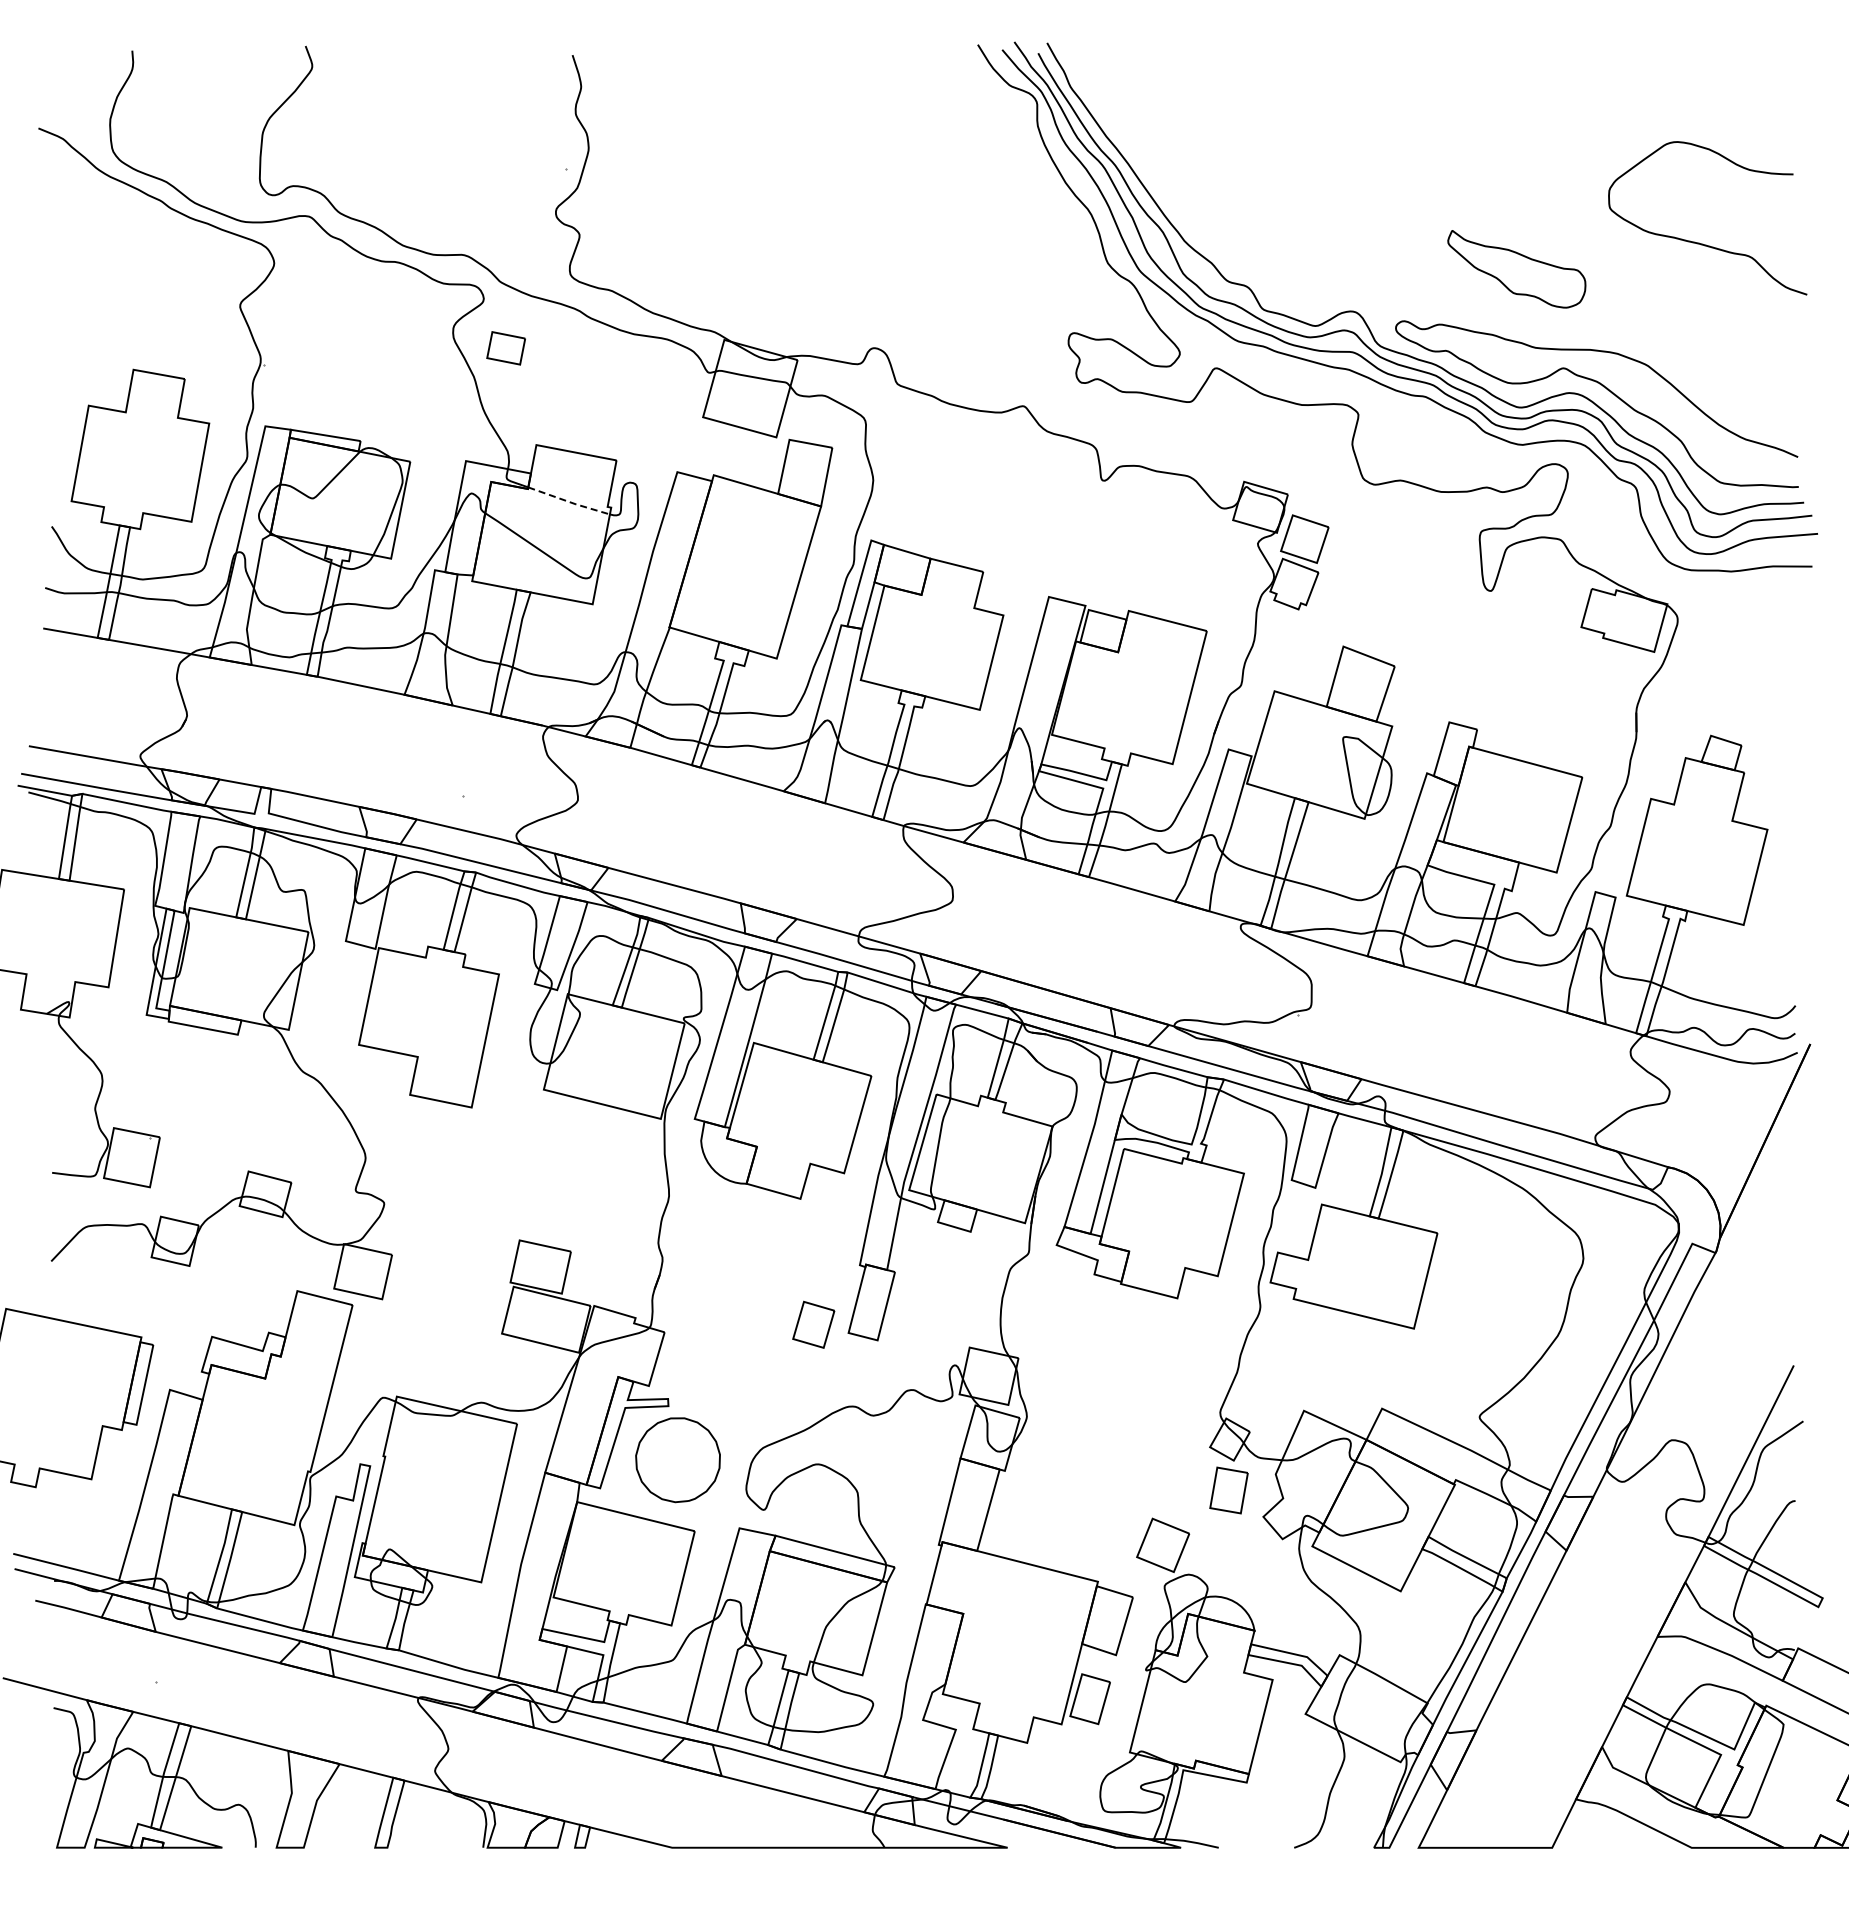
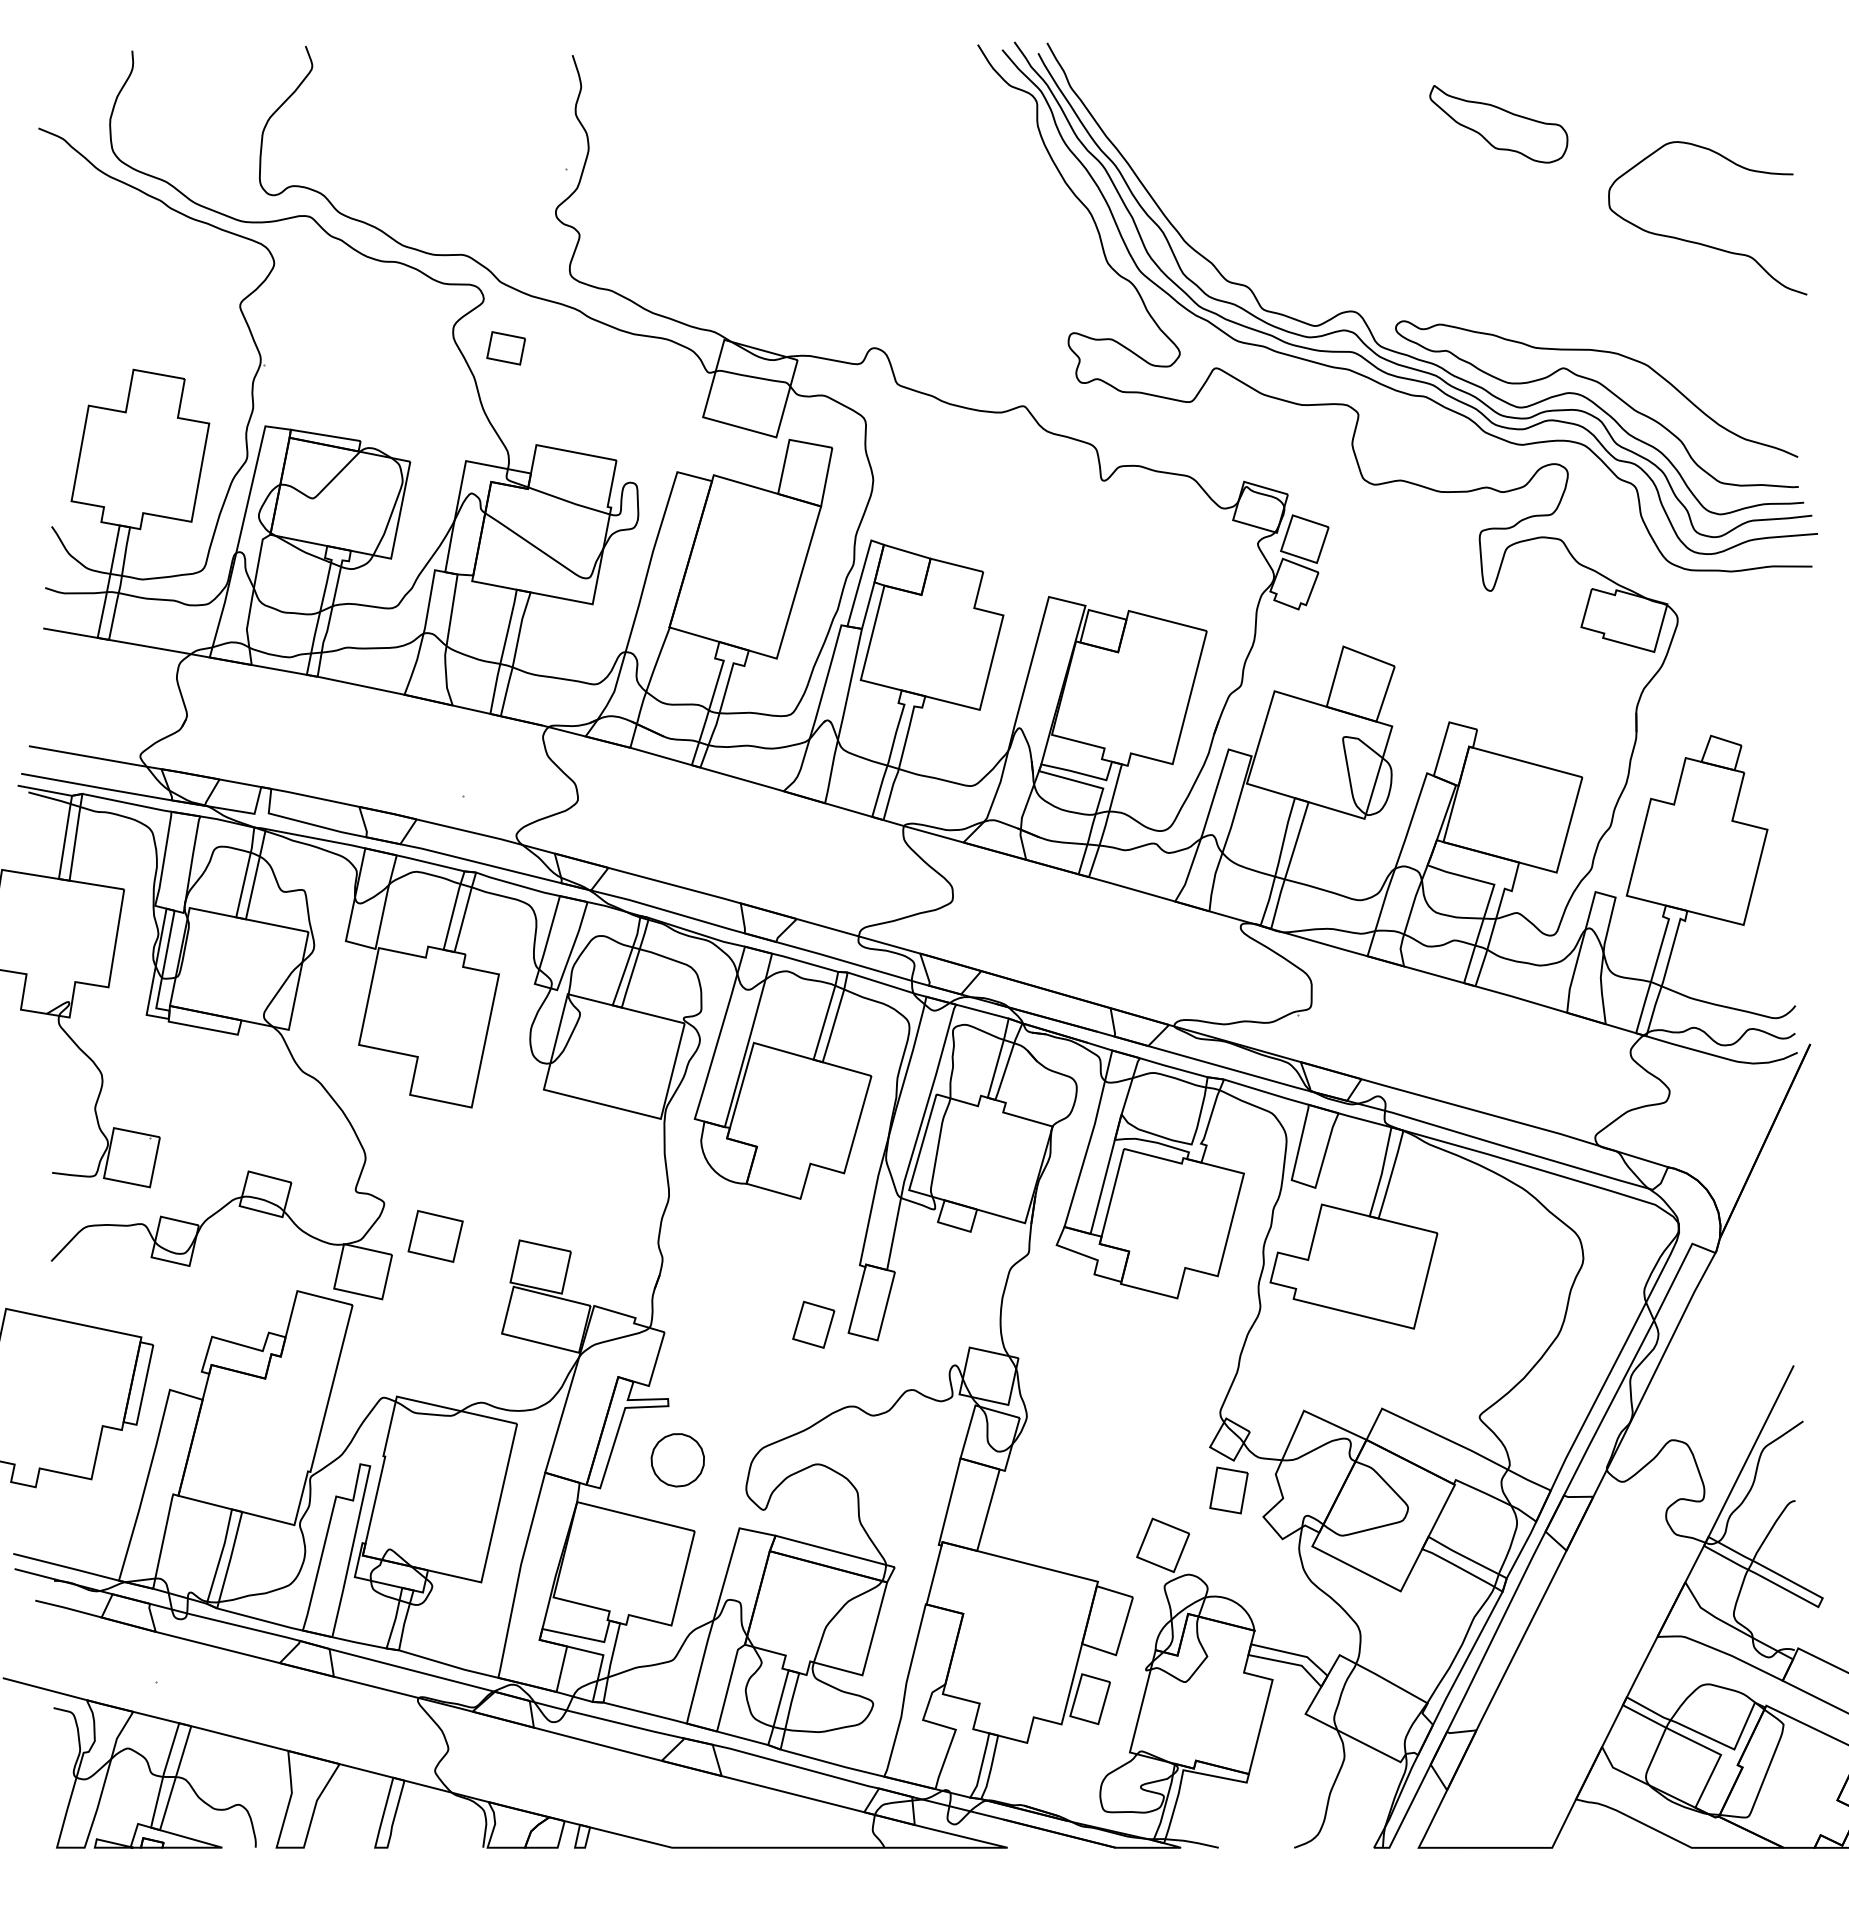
part position: (1516, 269) -> (1498, 124) (1498, 124)
line: dashed -> solid (569, 502)
part: none -> present (435, 1236)
part size: 86x87 px -> 55x55 px (677, 1460)
